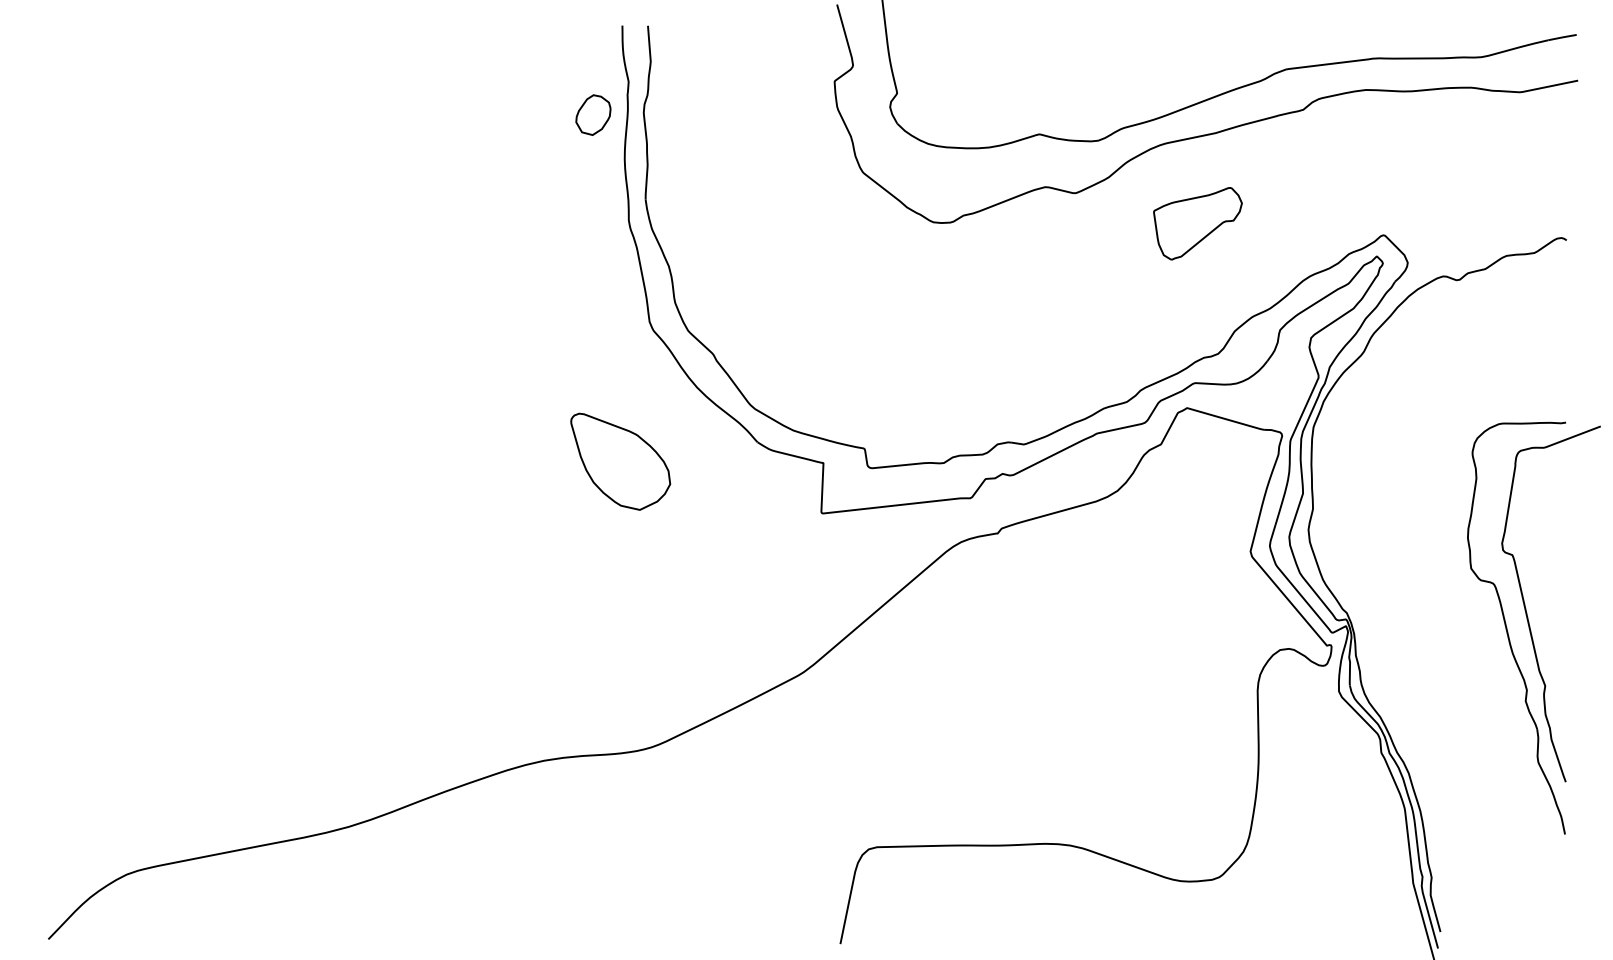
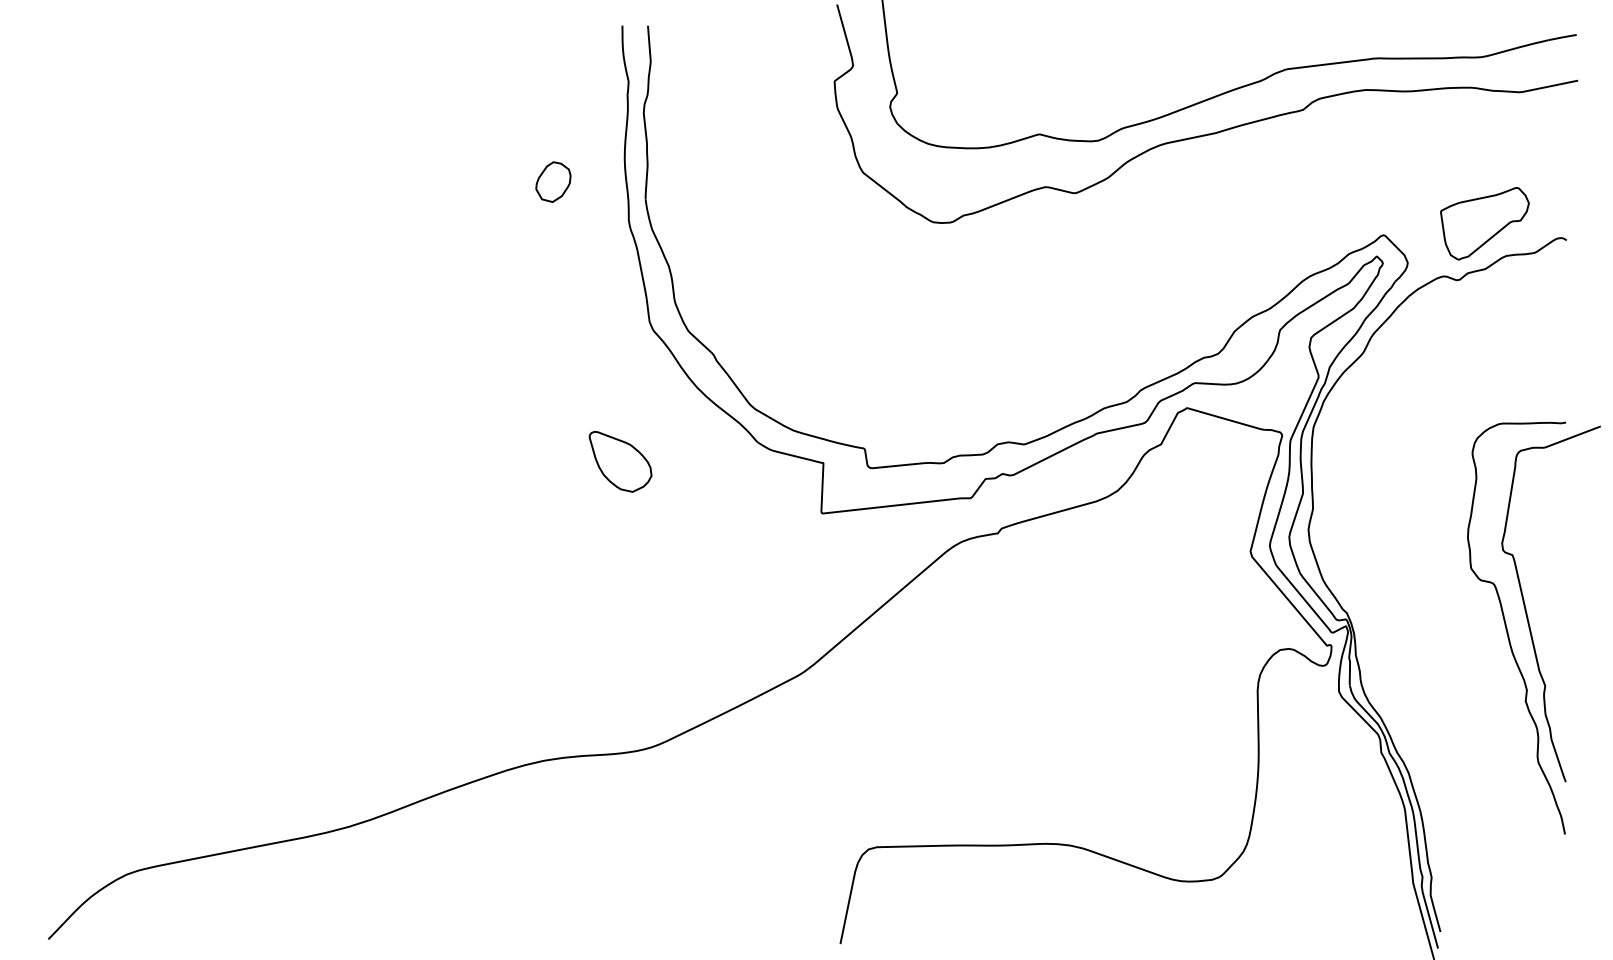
part position: (593, 114) -> (553, 181) (553, 181)
part position: (1197, 223) -> (1484, 223) (1484, 223)
part size: 102x99 px -> 65x62 px (620, 461)
